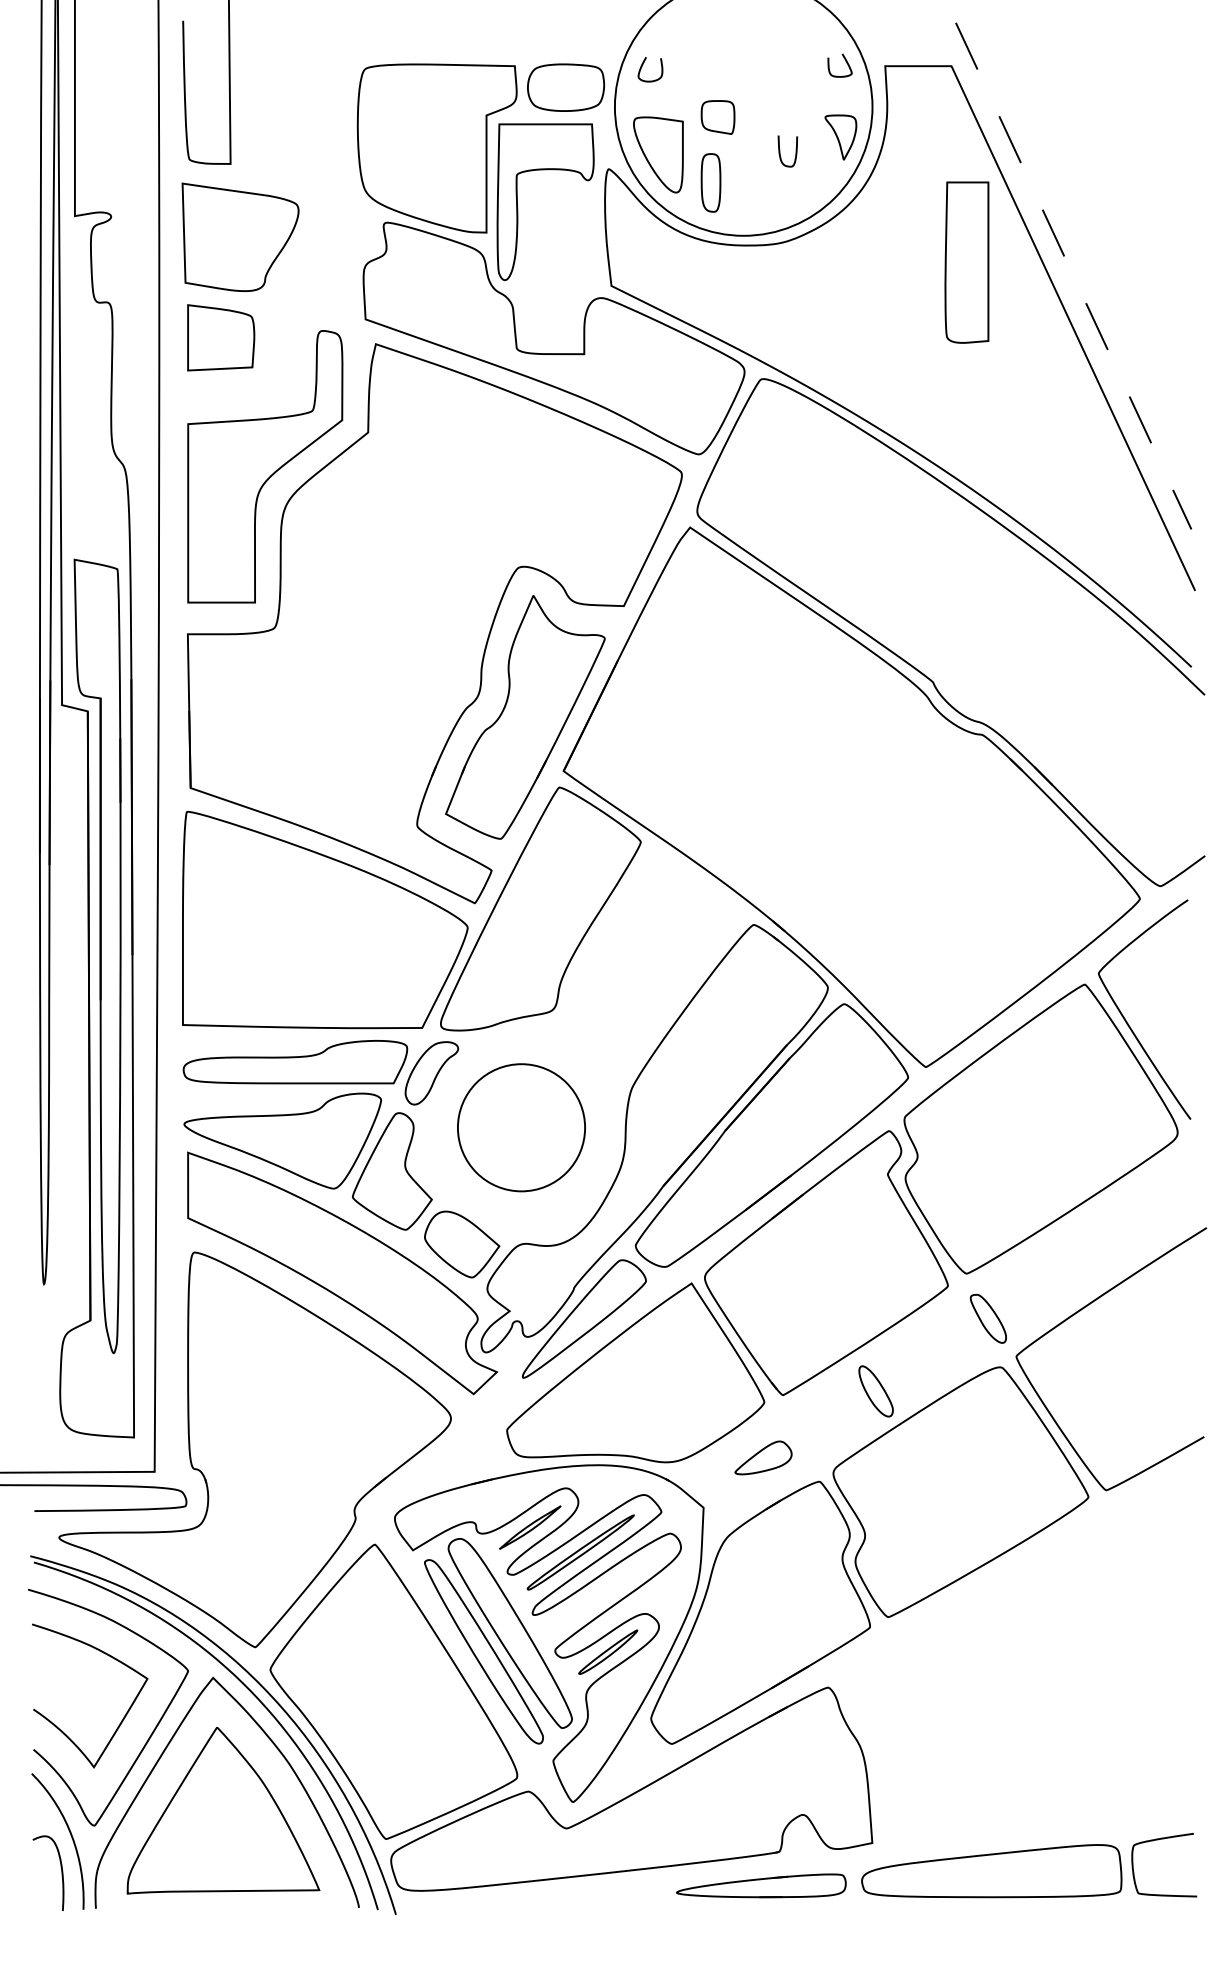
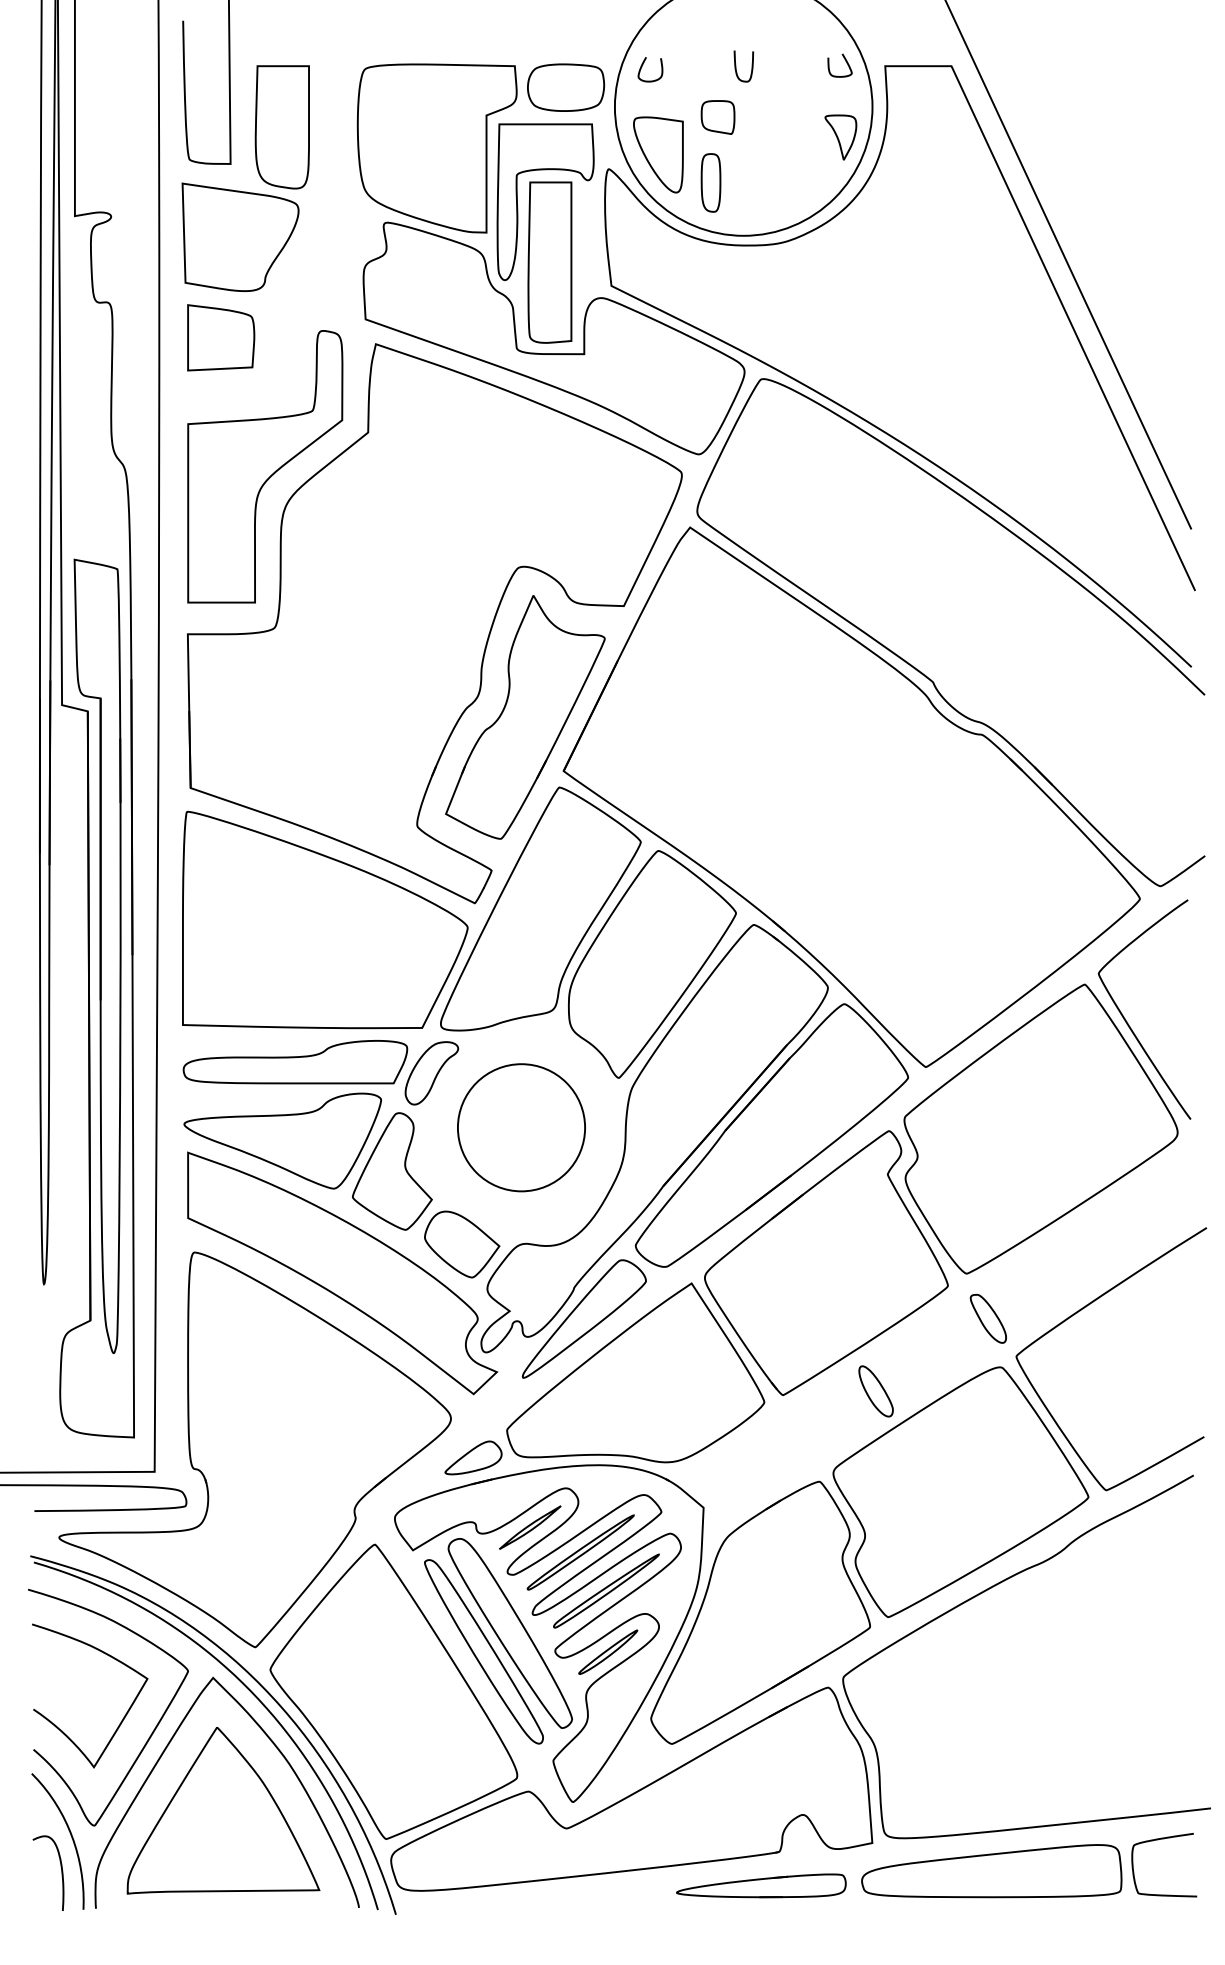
part: none -> present (281, 127)
curve position: (780, 151) -> (736, 66) (736, 66)
part position: (966, 262) -> (549, 262) (549, 262)
line: dashed -> solid (1069, 267)
part: none -> present (652, 964)
part position: (763, 1457) -> (473, 1457) (473, 1457)
part: none -> present (606, 1590)
curve: none -> present (988, 1590)
